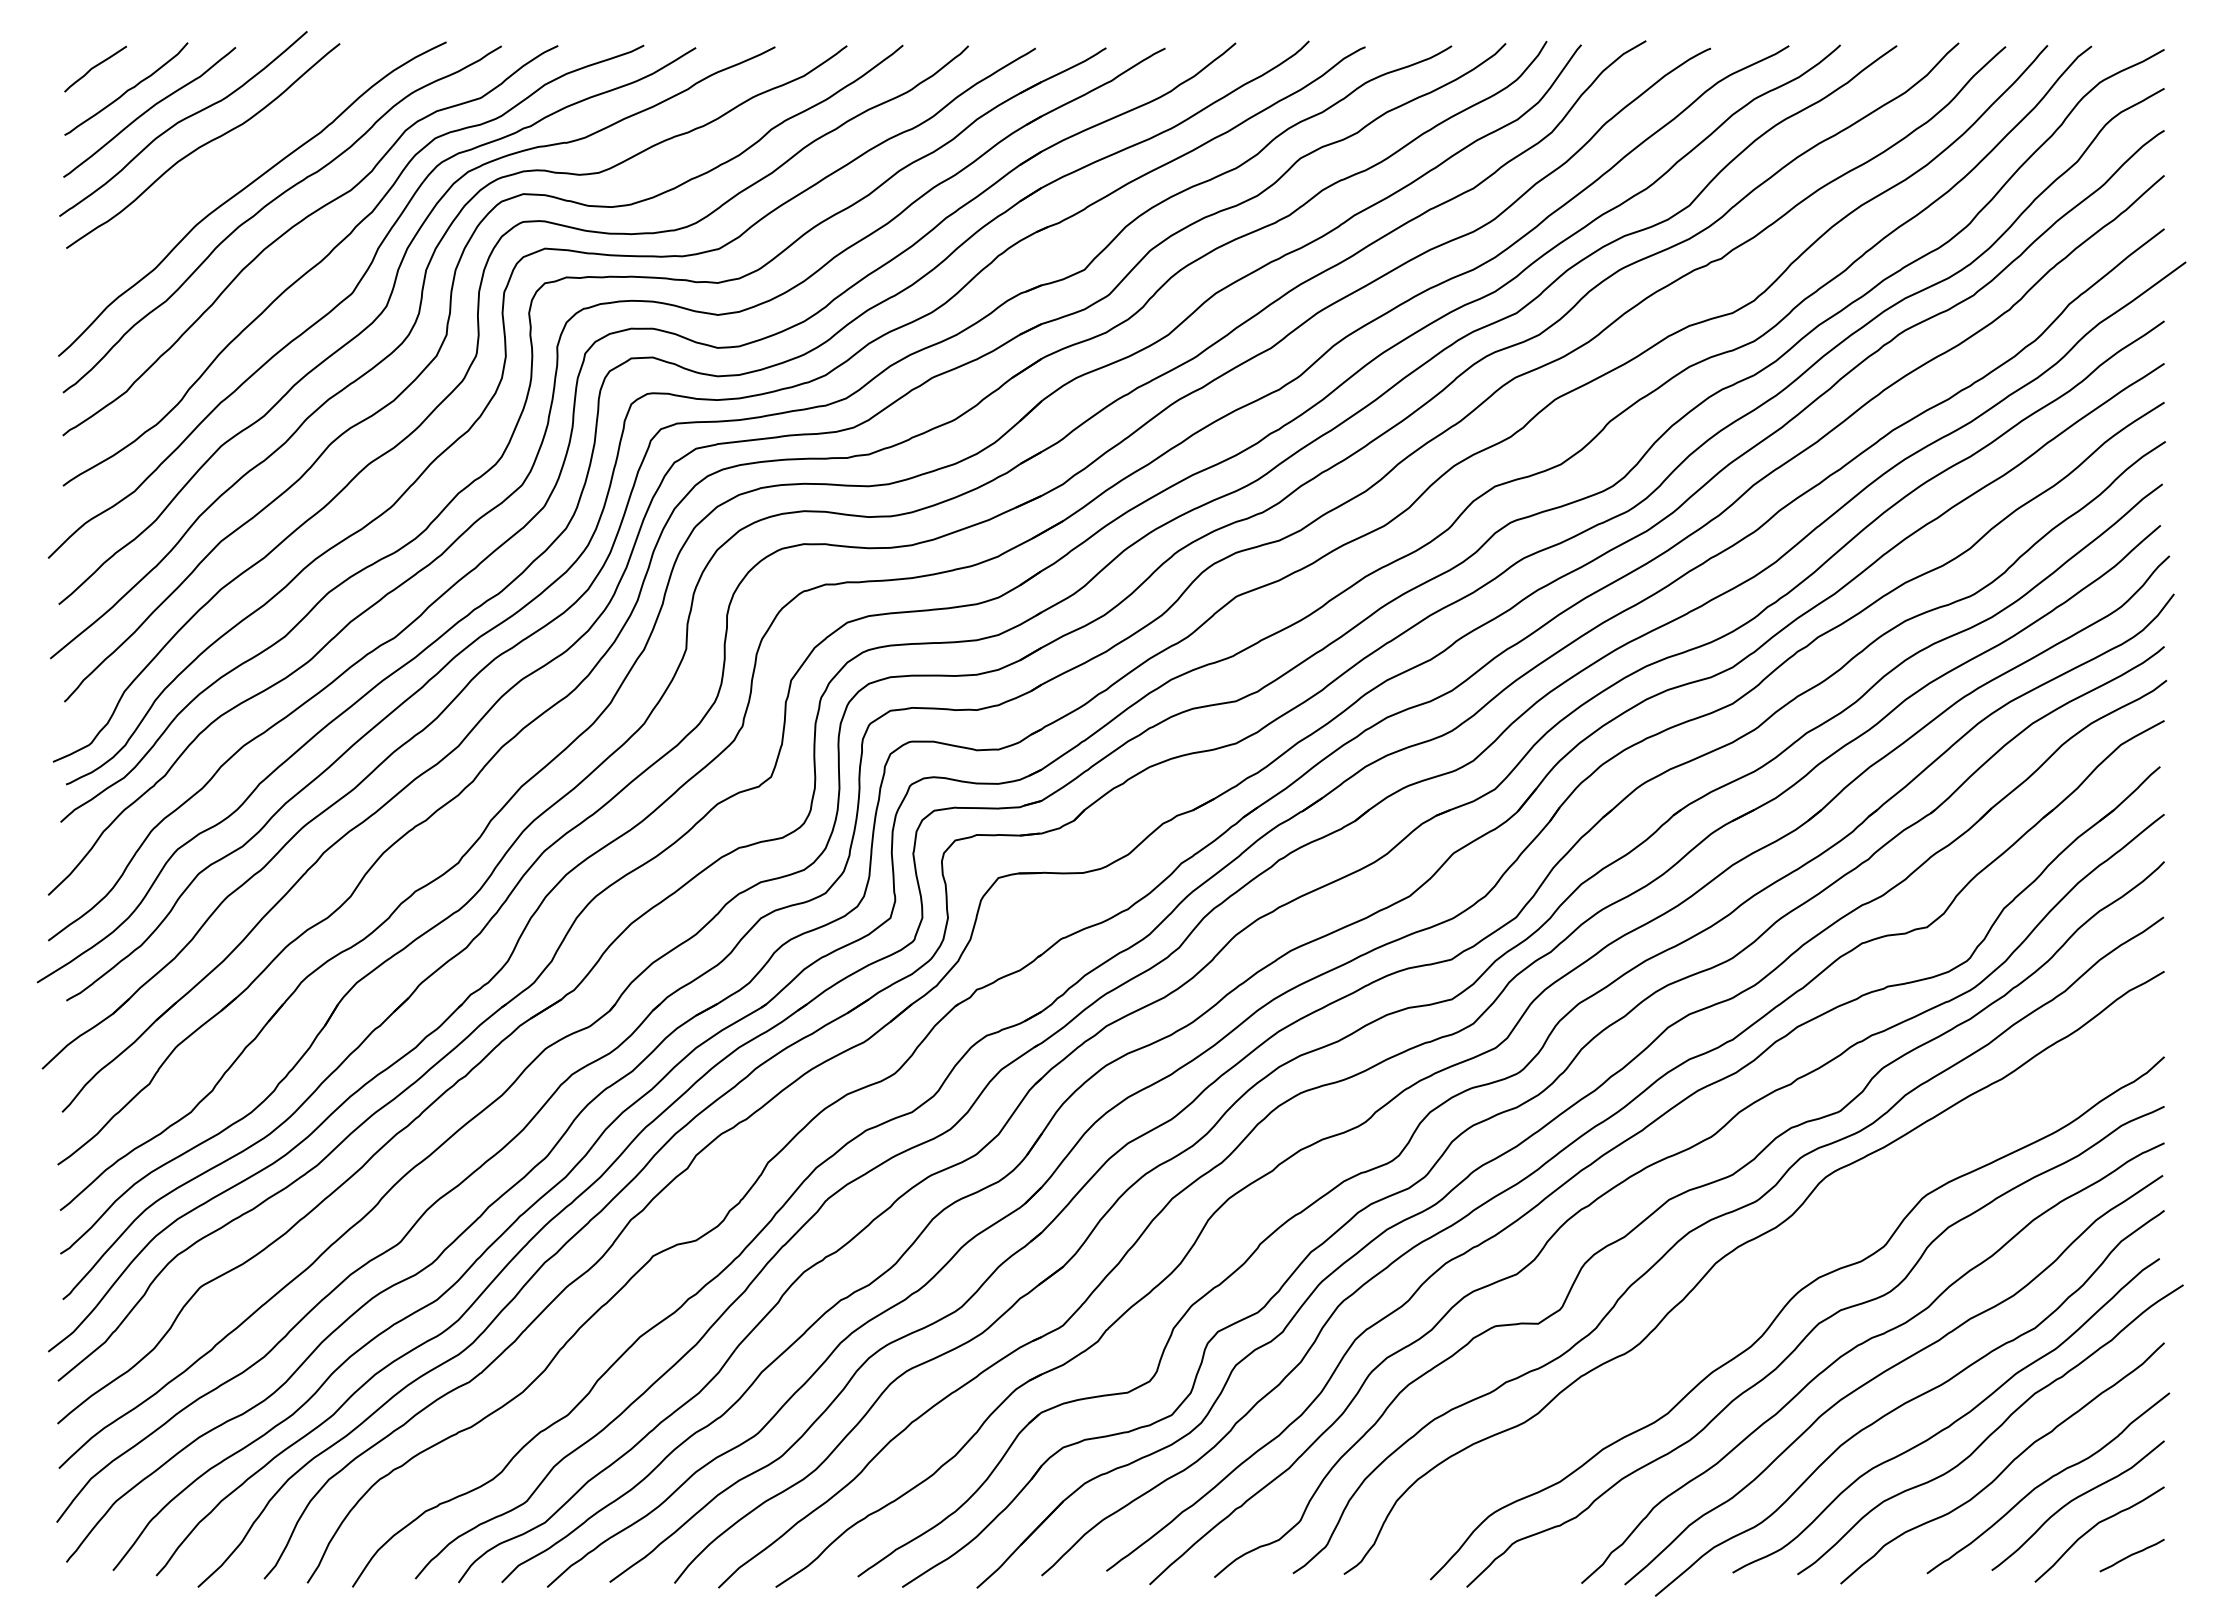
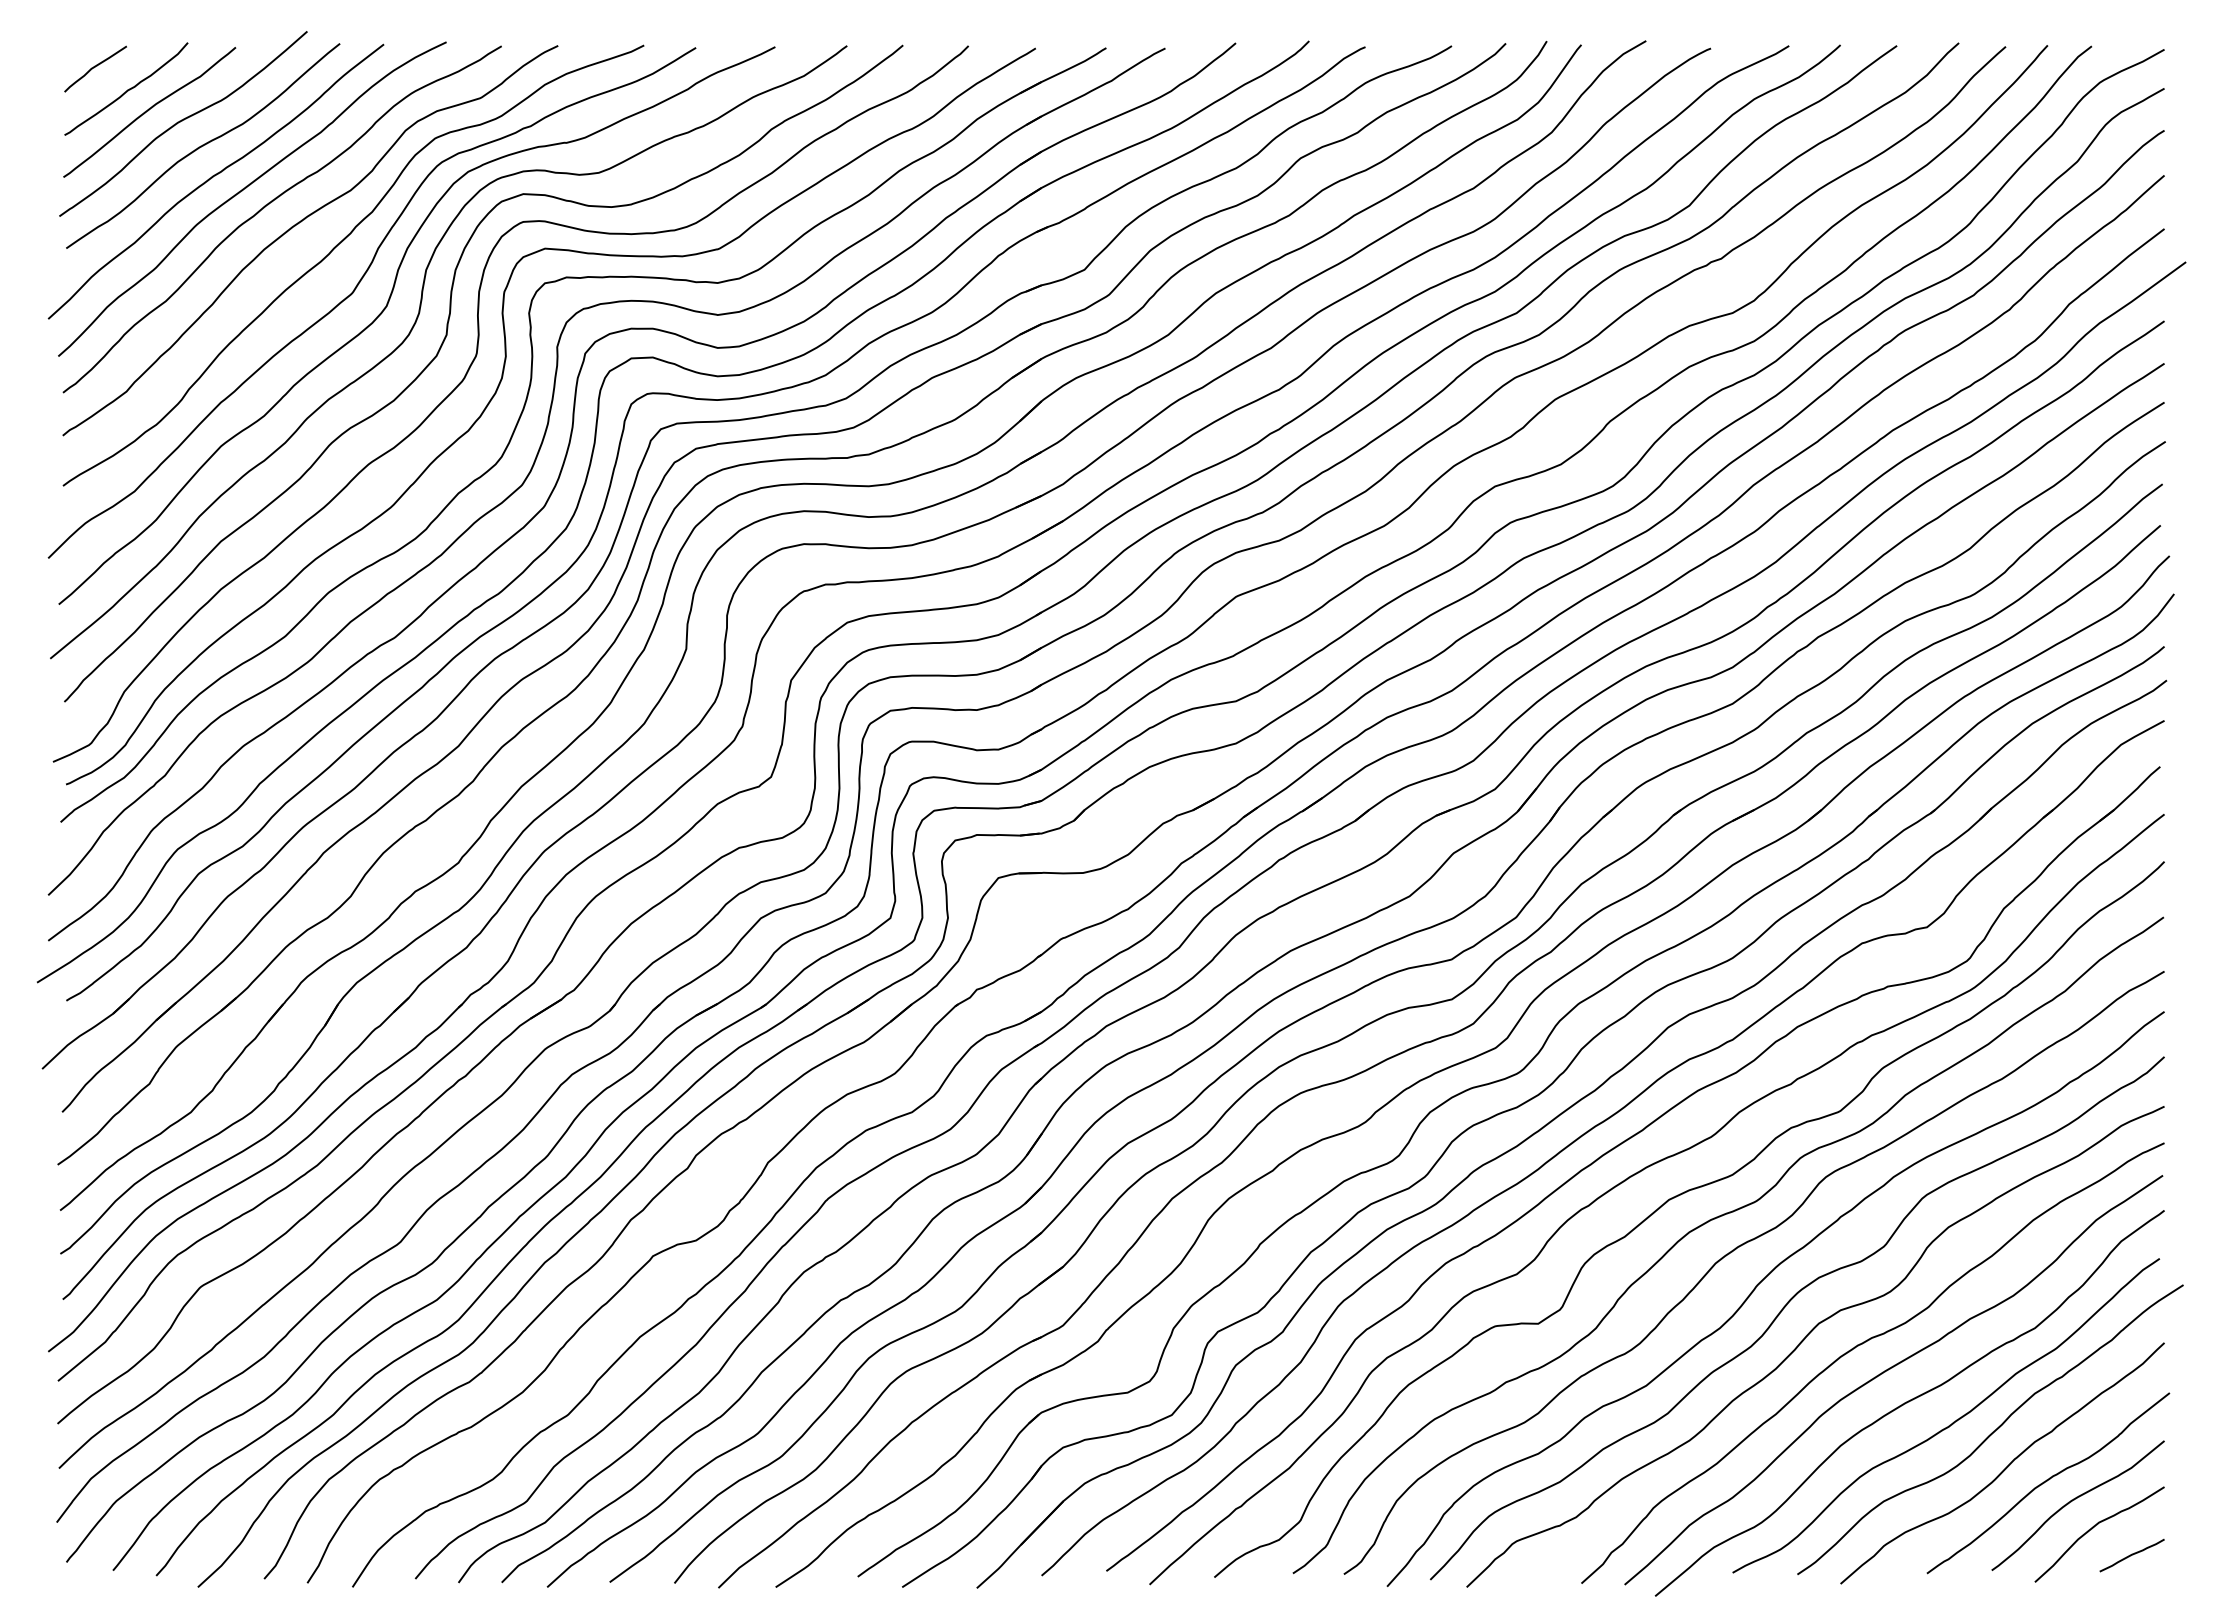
curve: none -> present (212, 178)
curve: none -> present (1760, 1283)
